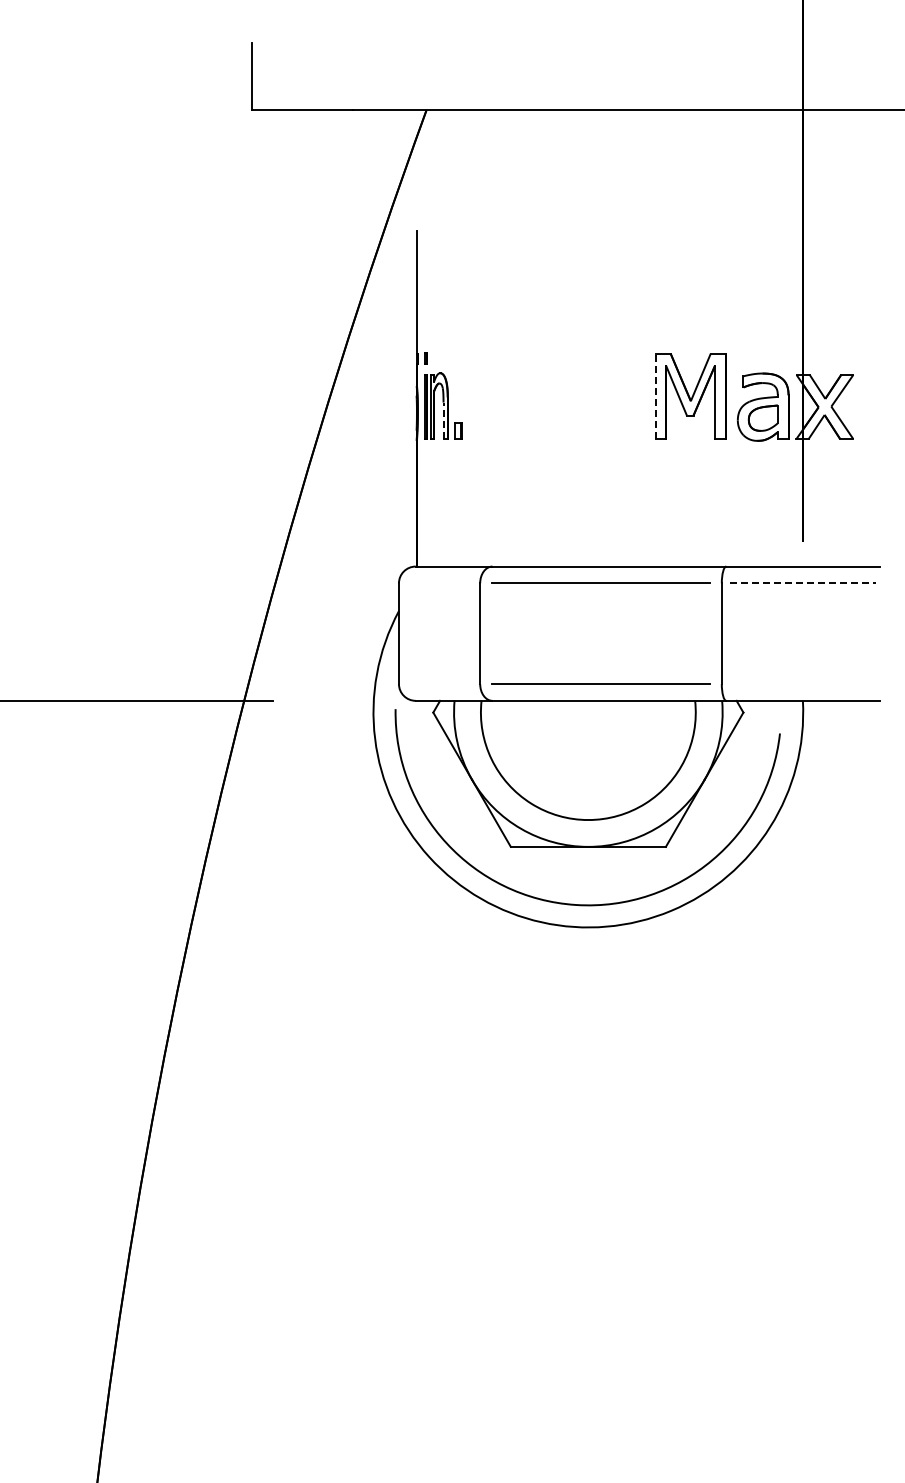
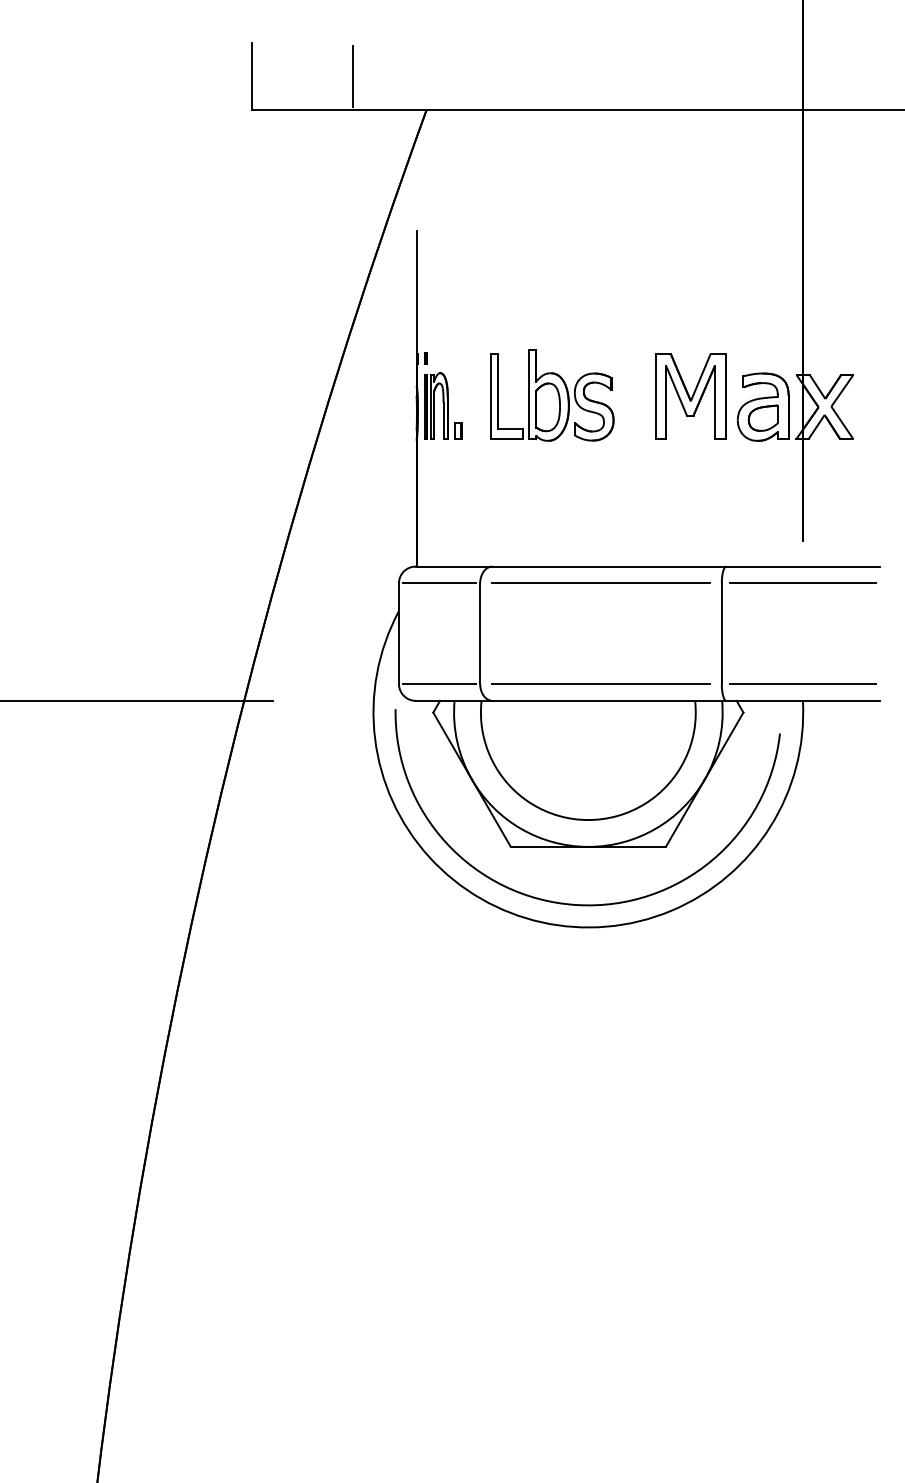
line: none -> present (353, 76)
part: none -> present (552, 395)
line: dashed -> solid (656, 396)
line: dashed -> solid (443, 420)
line: none -> present (439, 583)
line: dashed -> solid (803, 583)
line: none -> present (439, 684)
line: none -> present (802, 684)
